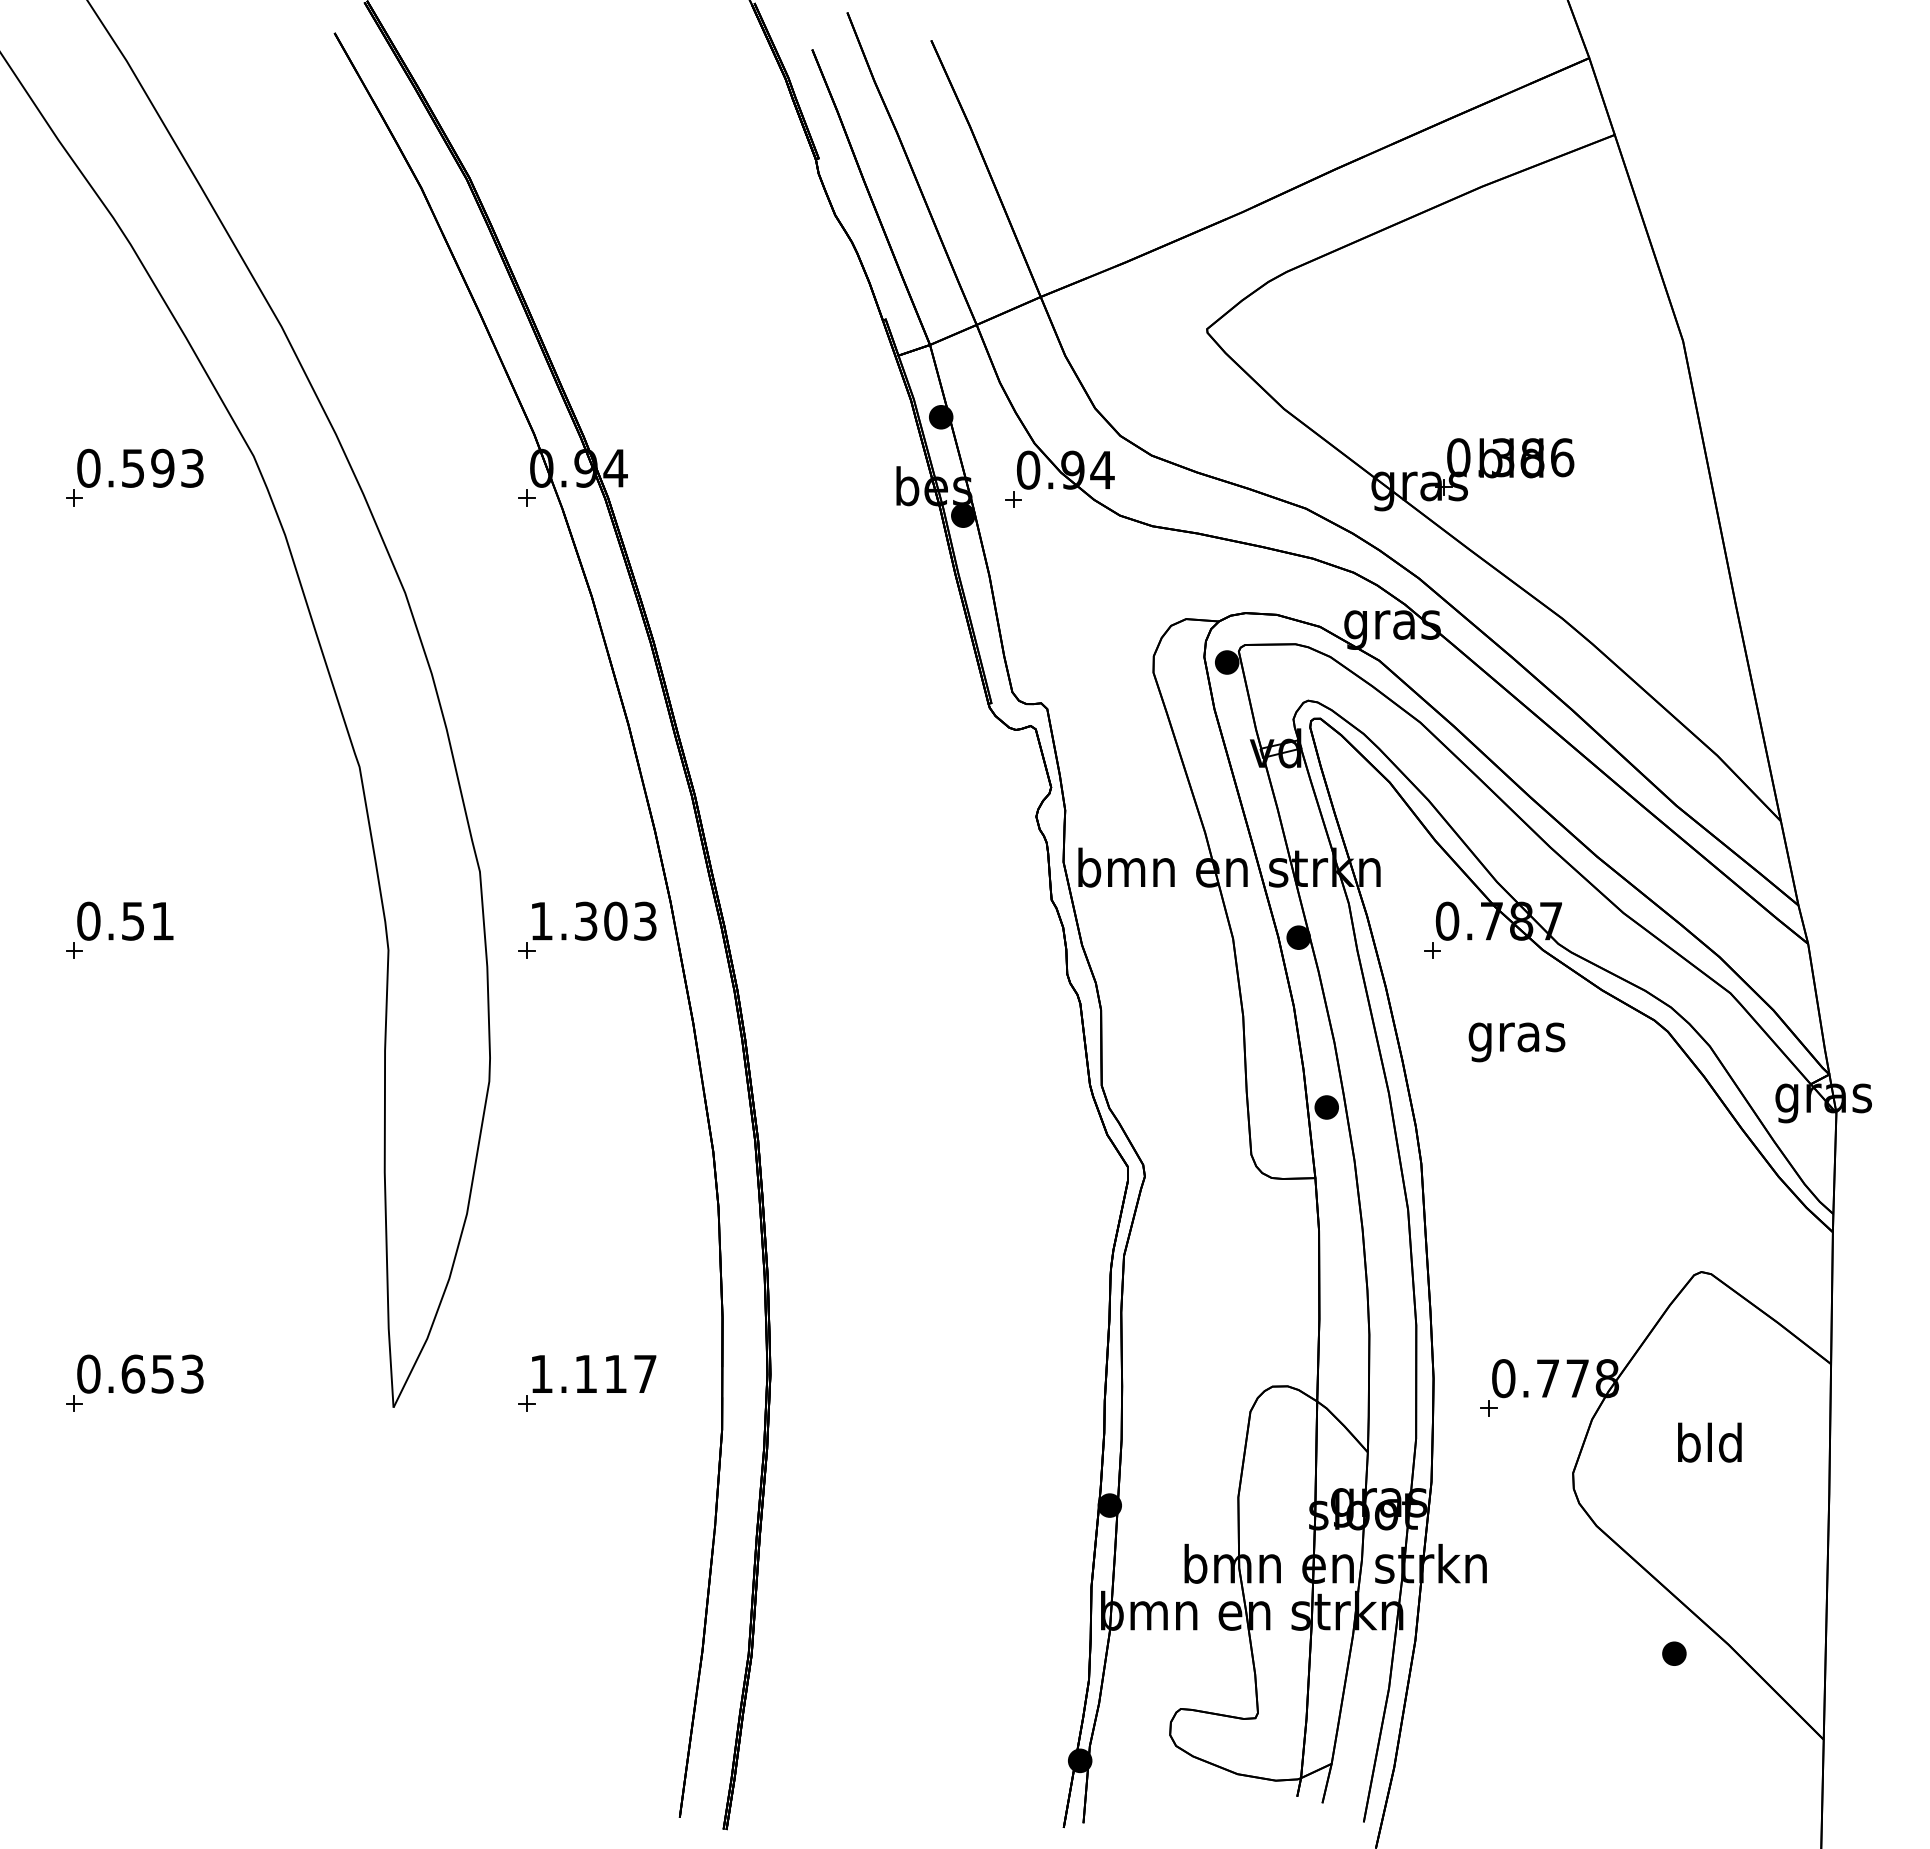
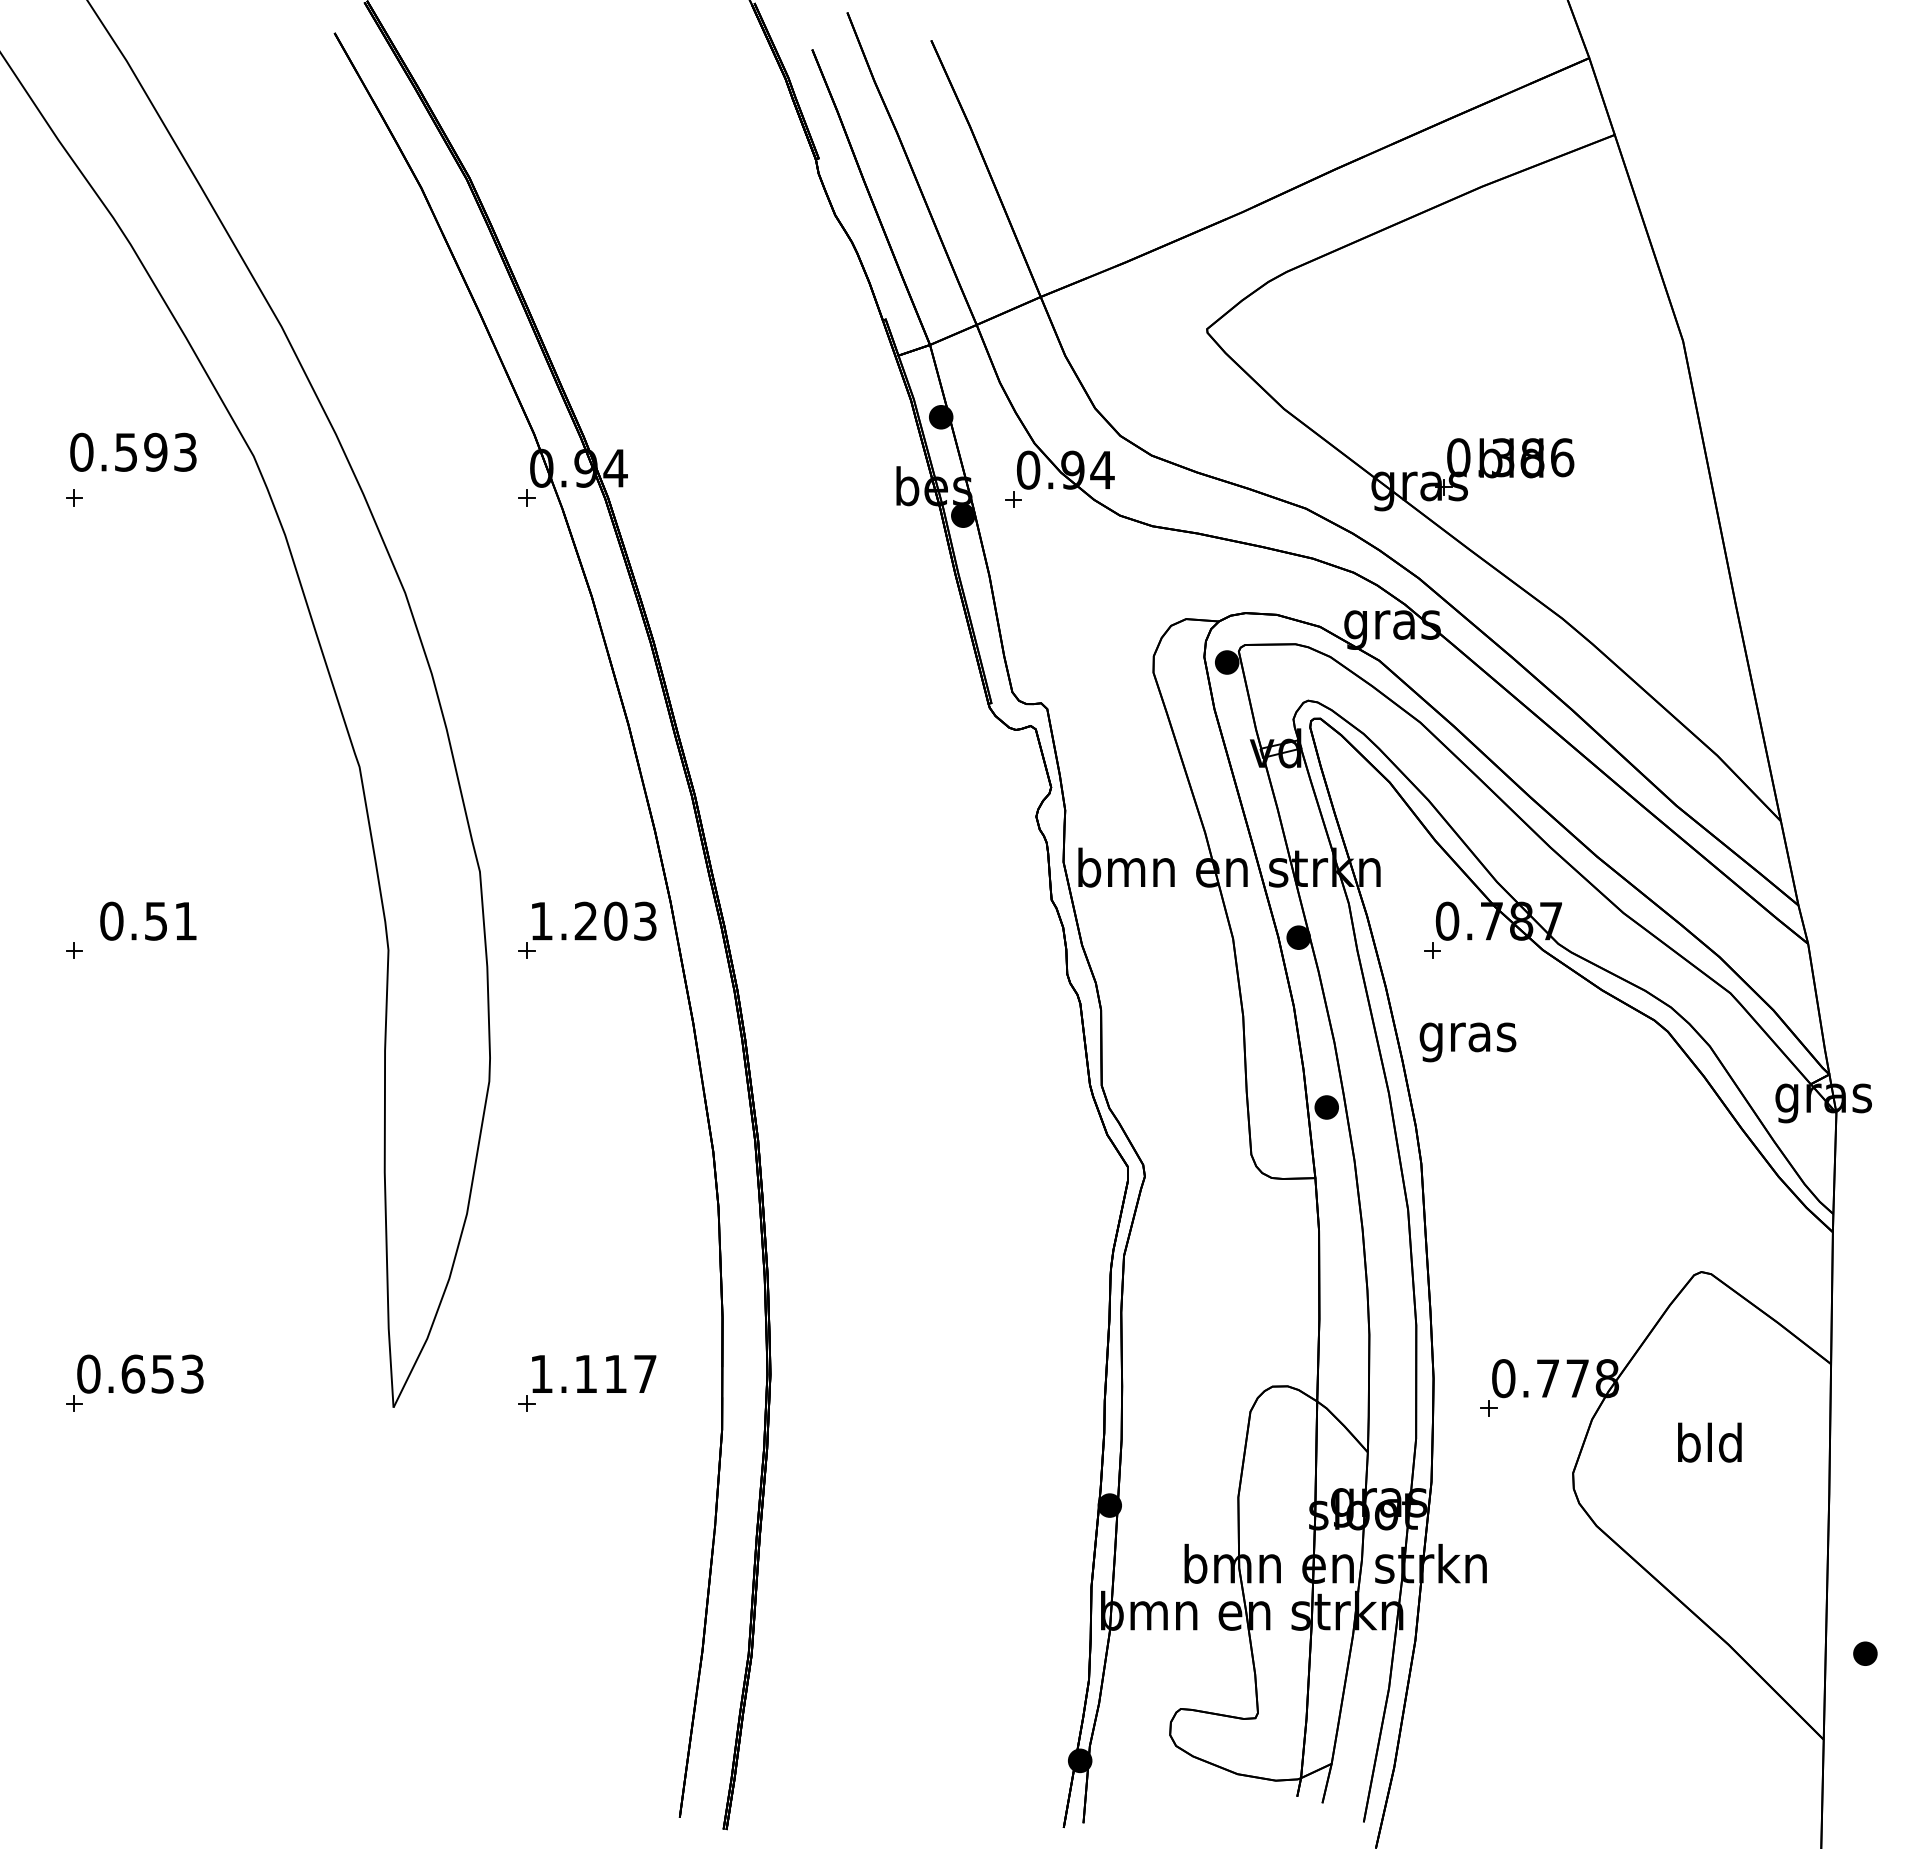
text position: (140, 467) -> (133, 451) (133, 451)
text position: (125, 920) -> (148, 920) (148, 920)
text: 1.303 -> 1.203 (585, 921)
text position: (1516, 1042) -> (1467, 1042) (1467, 1042)
part position: (1674, 1653) -> (1865, 1653) (1865, 1653)
